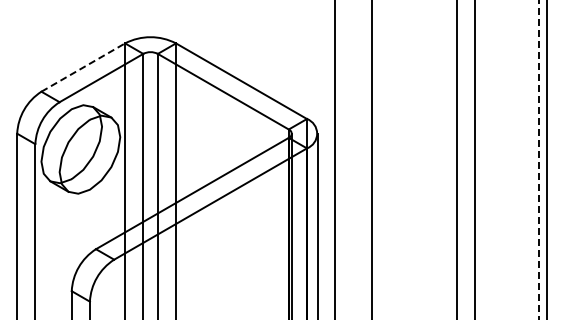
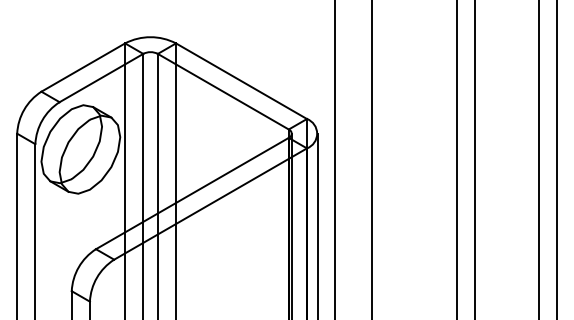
line: dashed -> solid (83, 67)
line: dashed -> solid (538, 159)
line position: (546, 159) -> (556, 159) (556, 159)
